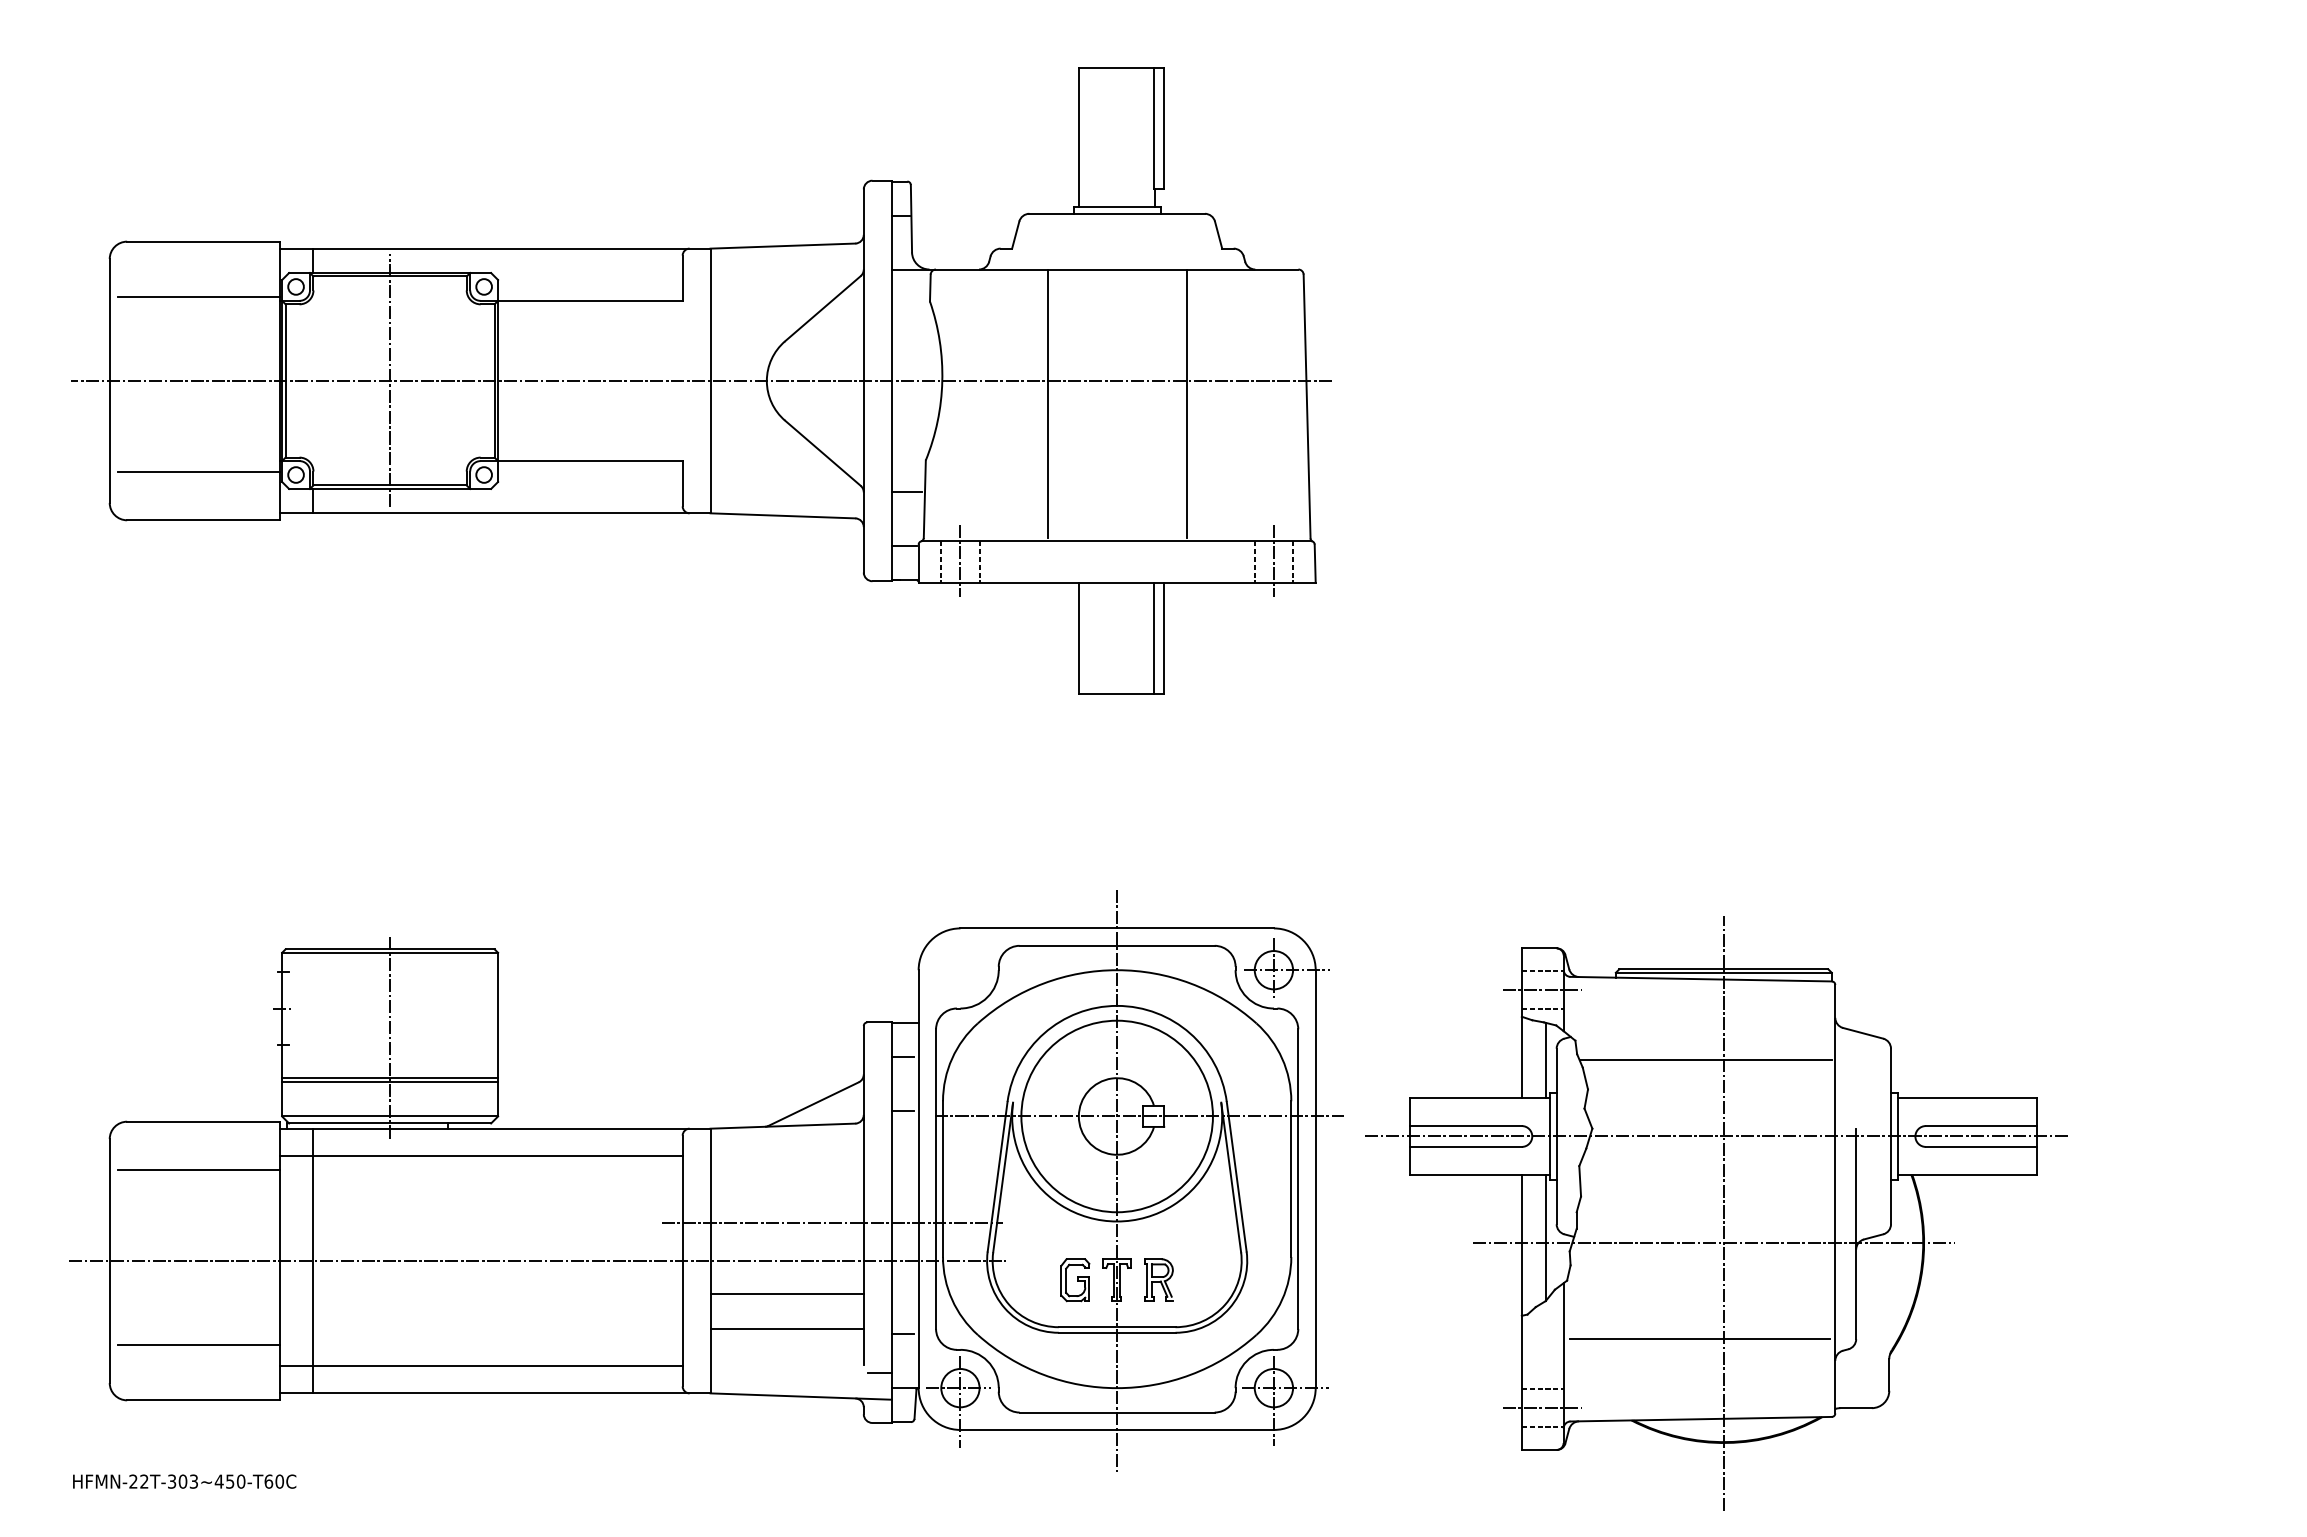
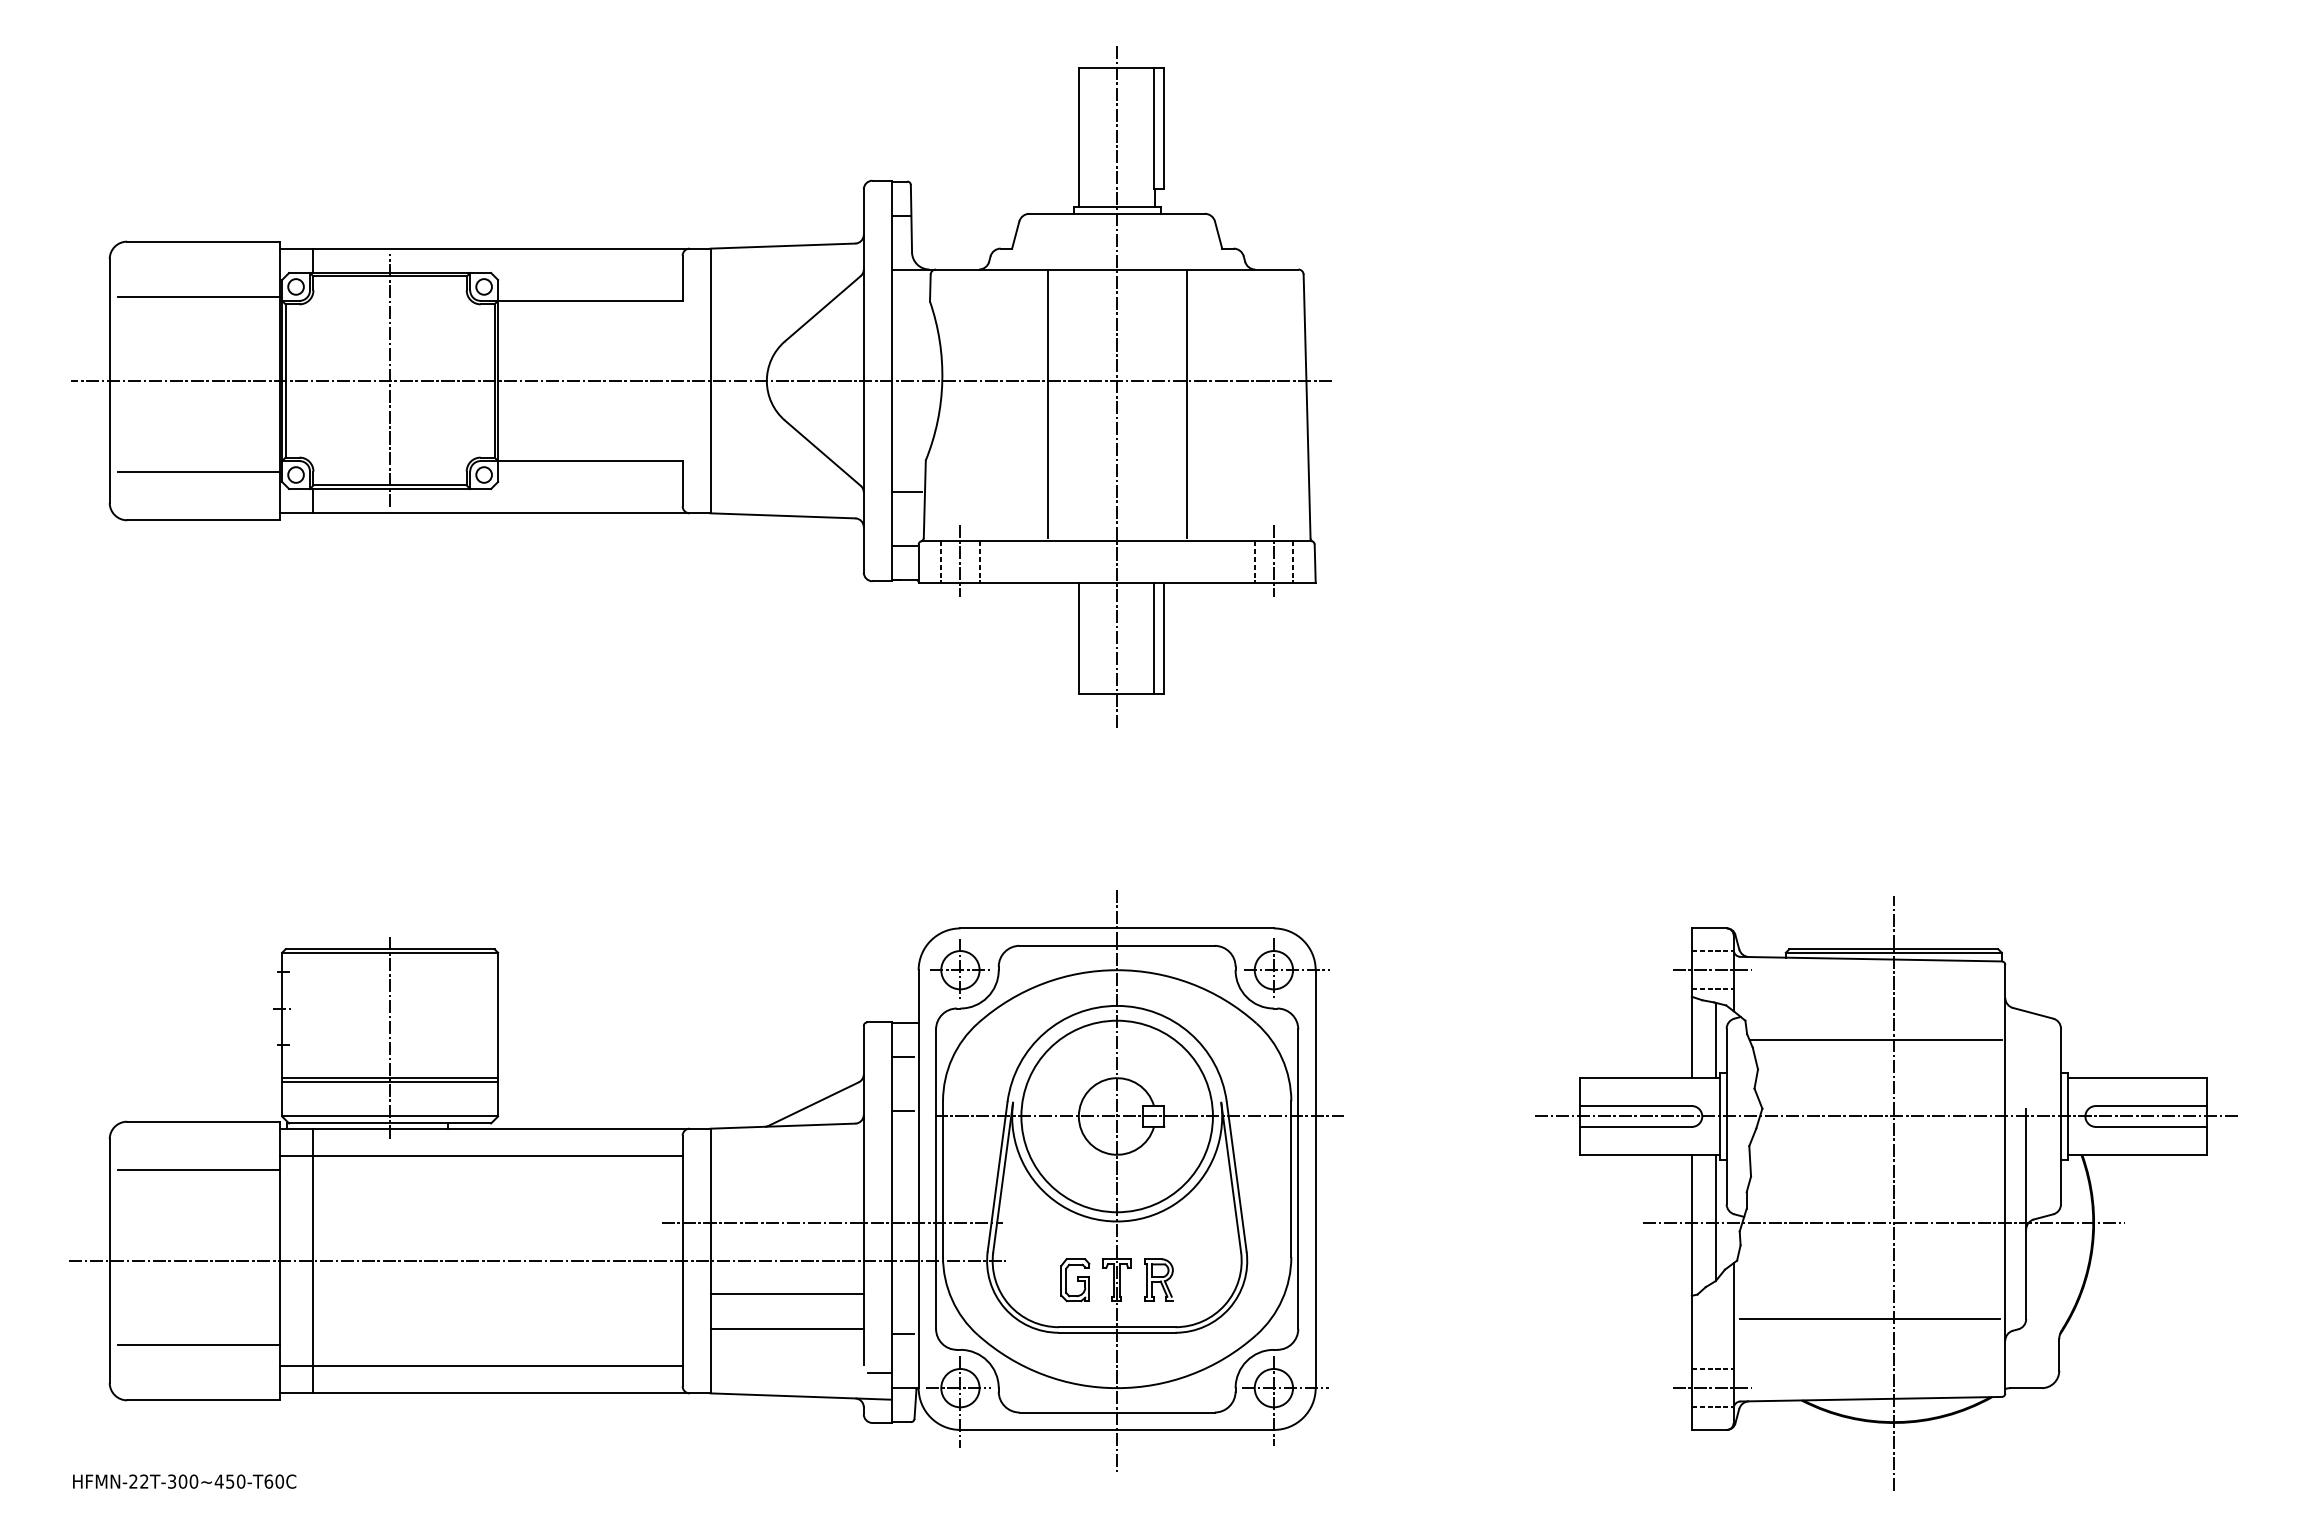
line: none -> present (1117, 387)
part: none -> present (959, 968)
part position: (1716, 1213) -> (1886, 1193) (1886, 1193)
text: HFMN-22T-303~450-T60C -> HFMN-22T-300~450-T60C (193, 1481)
